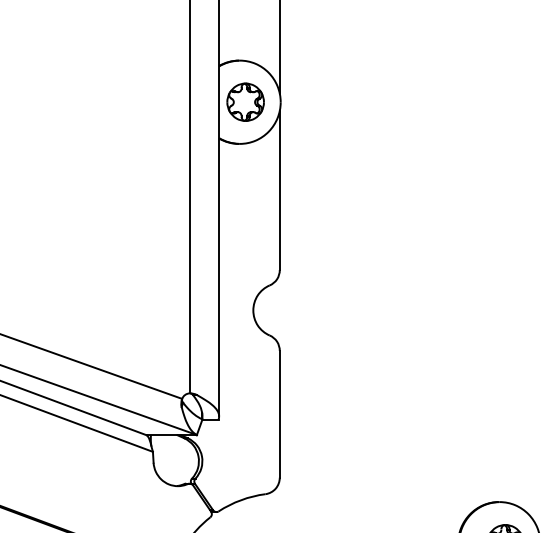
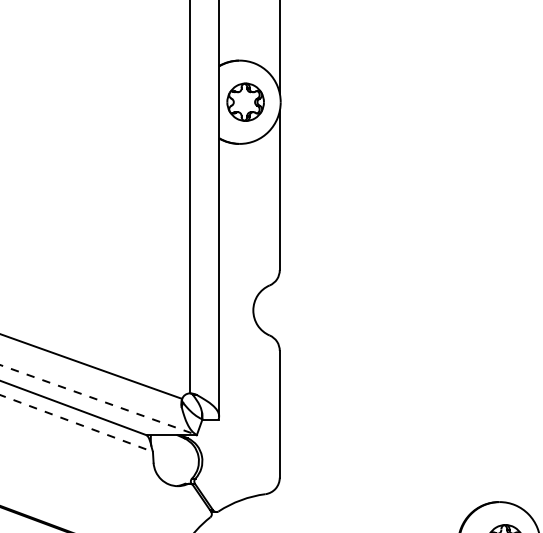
line: solid -> dashed (99, 400)
line: solid -> dashed (77, 423)
